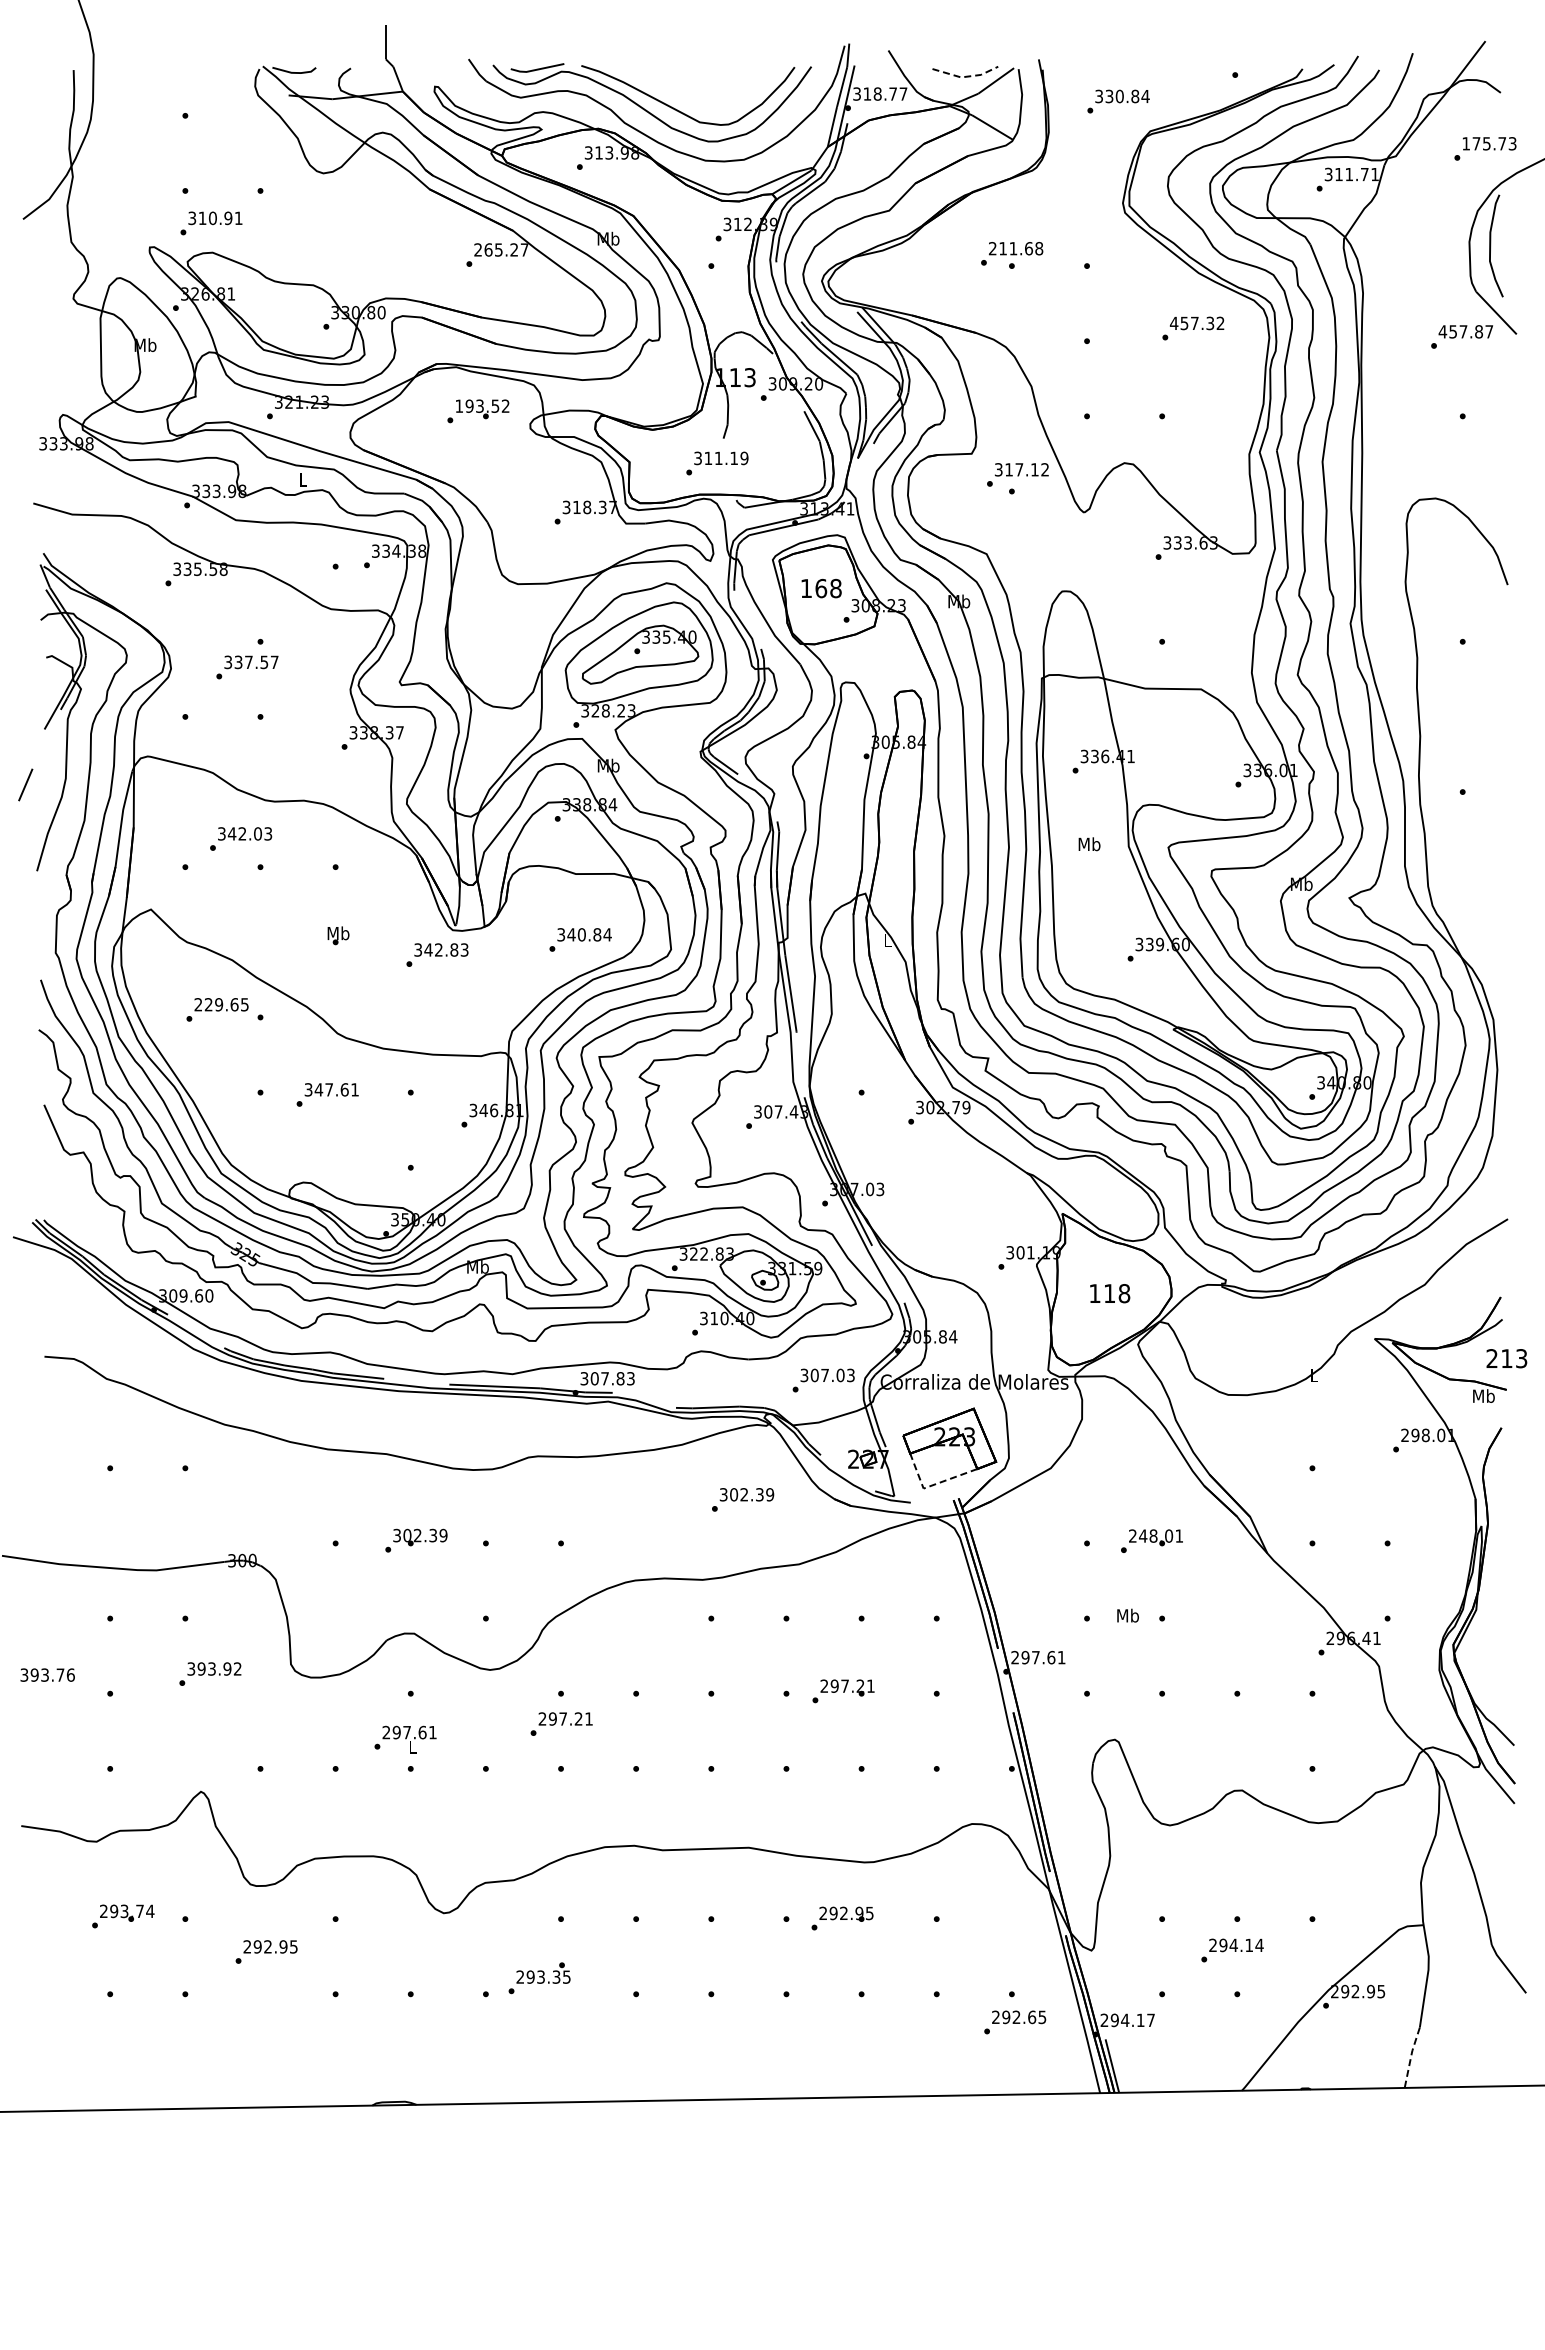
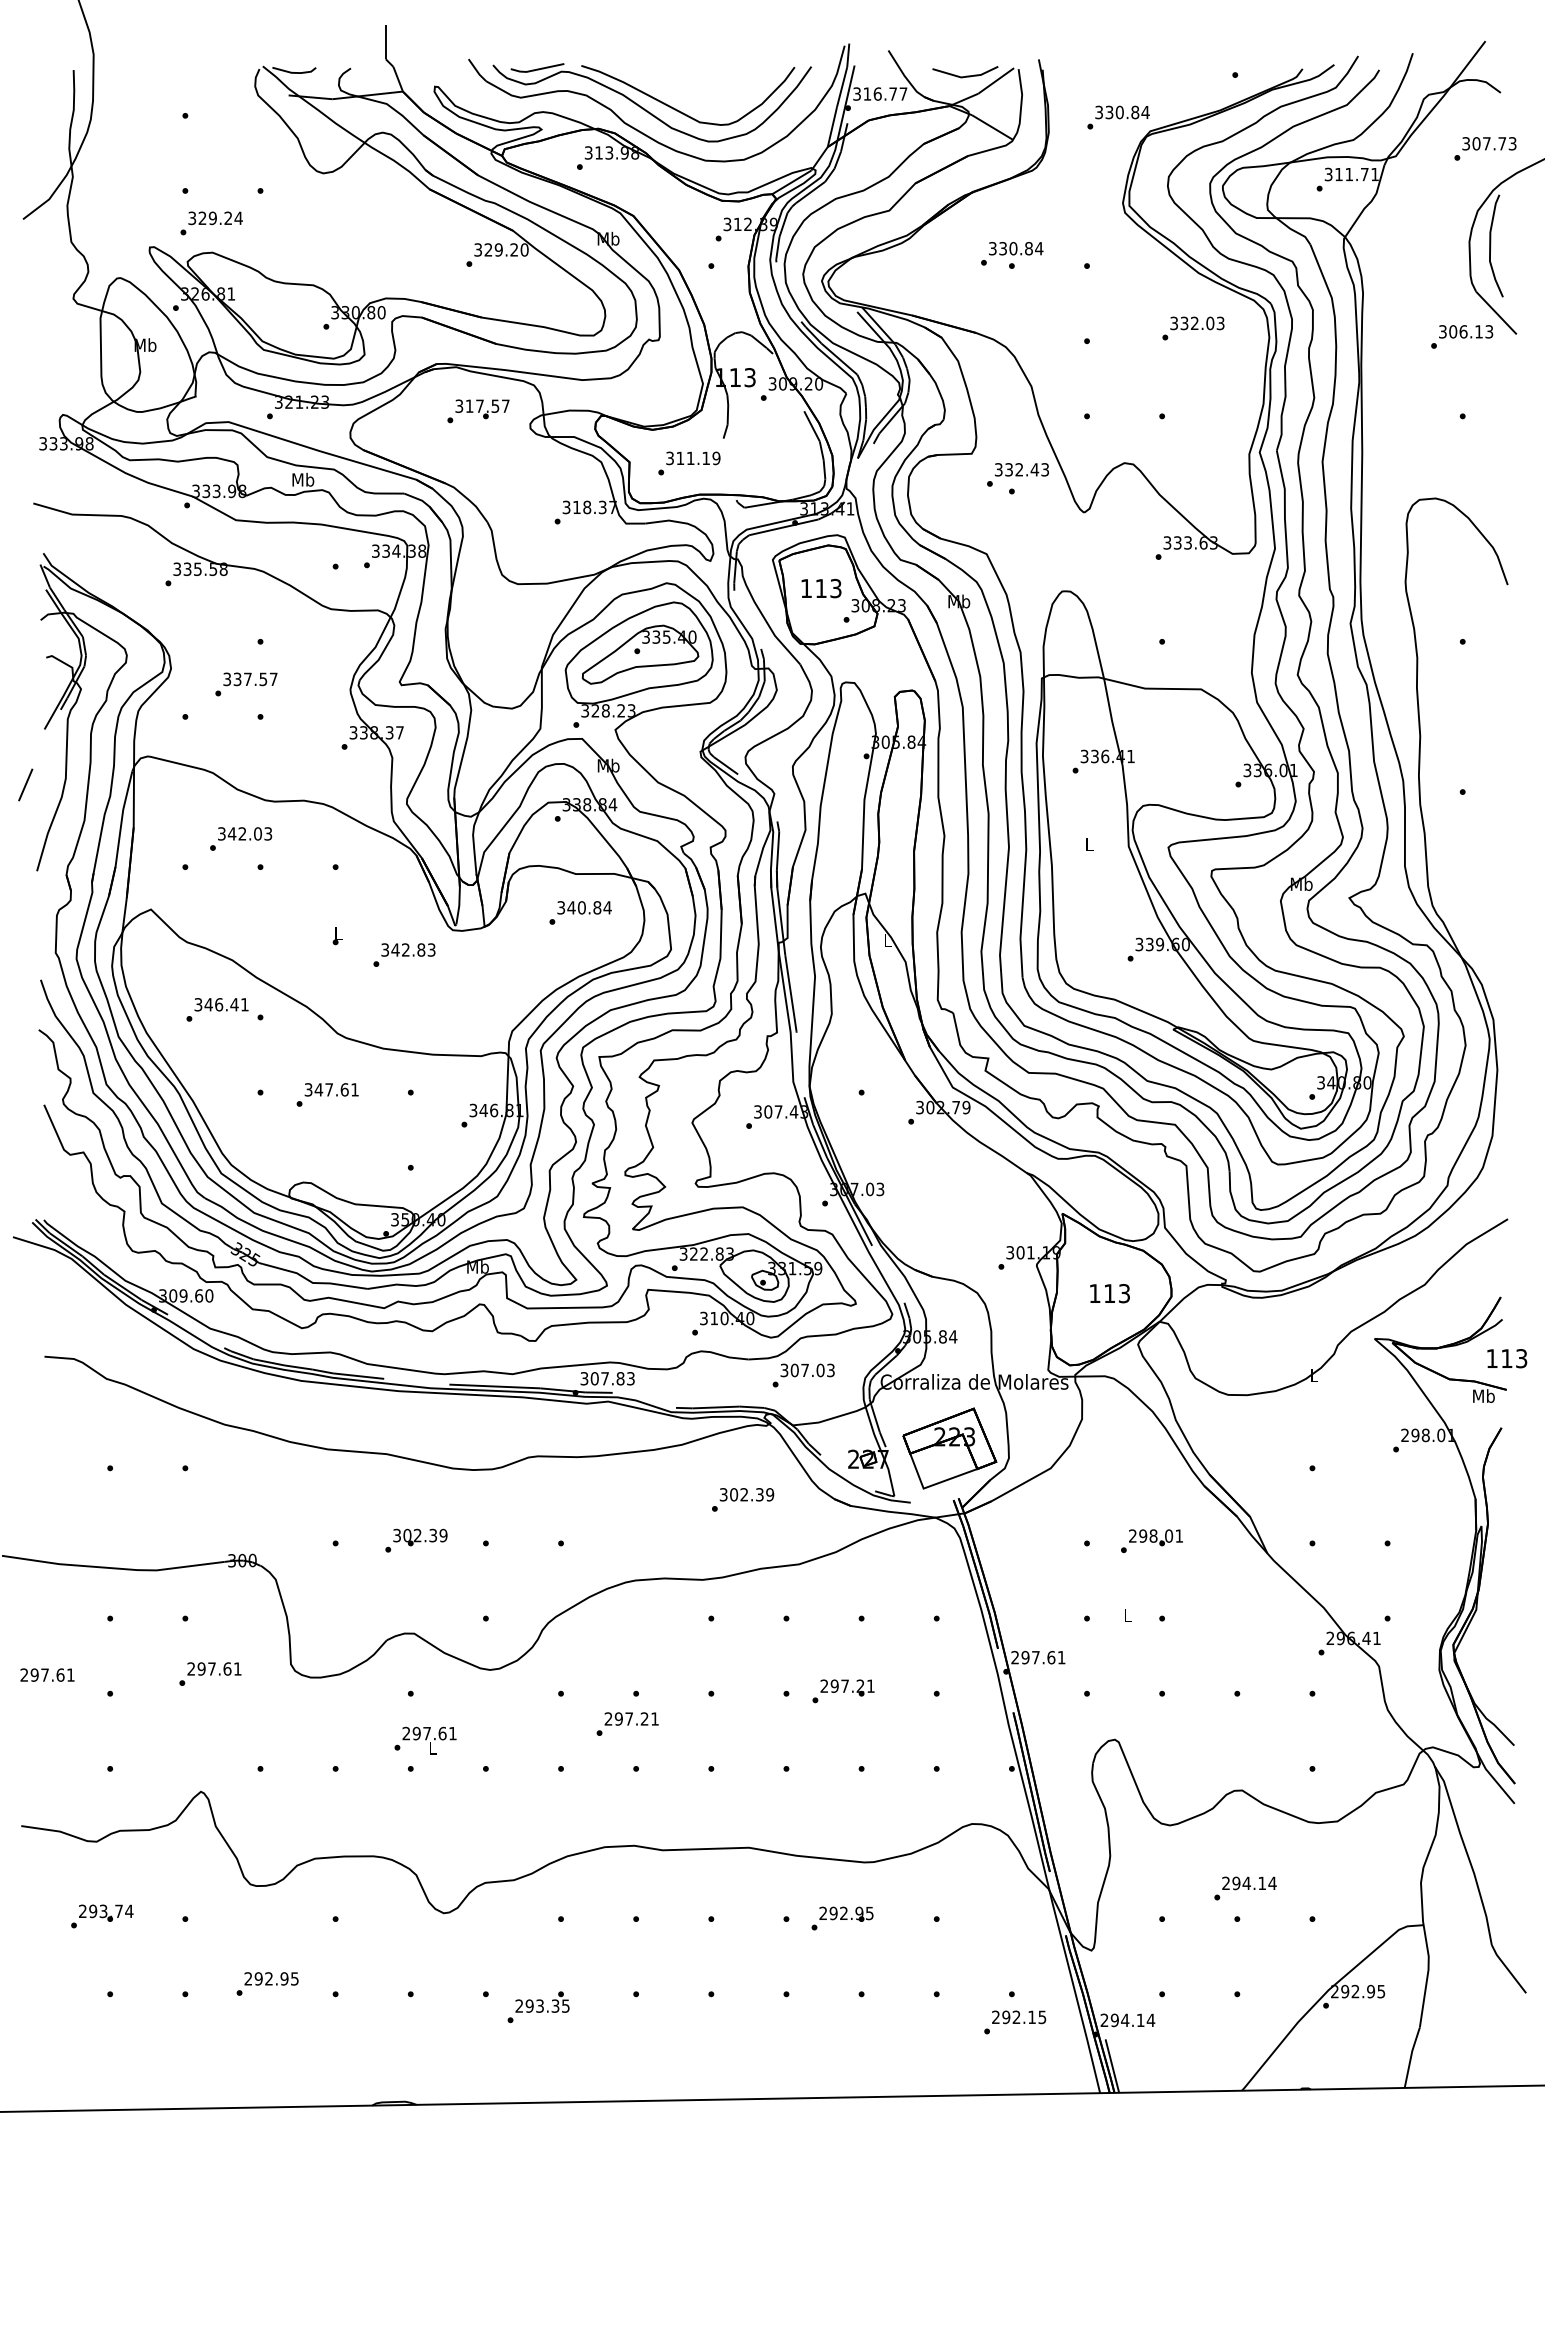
line: dashed -> solid (966, 76)
text: 318.77 -> 316.77 (877, 93)
text position: (1118, 101) -> (1118, 117) (1118, 117)
text: 175.73 -> 307.73 (1476, 143)
text: 310.91 -> 329.24 (220, 218)
text: 211.68 -> 330.84 (1016, 248)
text: 265.27 -> 329.20 (501, 249)
text: 457.32 -> 332.03 (1196, 323)
text: 457.87 -> 306.13 (1465, 331)
text: 193.52 -> 317.57 (482, 405)
text position: (717, 463) -> (689, 463) (689, 463)
text: 317.12 -> 332.43 (1026, 469)
text: L -> Mb (303, 479)
text: 168 -> 113 (828, 588)
text position: (247, 667) -> (246, 684) (246, 684)
text: Mb -> L (1089, 844)
text: Mb -> L (338, 933)
text position: (580, 939) -> (580, 912) (580, 912)
text position: (437, 954) -> (404, 954) (404, 954)
text: 229.65 -> 346.41 (221, 1004)
text: 118 -> 113 (1124, 1293)
text: 213 -> 113 (1491, 1358)
text position: (823, 1380) -> (803, 1375) (803, 1375)
line: dashed -> solid (931, 1485)
text: 248.01 -> 298.01 (1143, 1535)
text: Mb -> L (1127, 1615)
text: 393.92 -> 297.61 (214, 1668)
text: 393.76 -> 297.61 (47, 1674)
text position: (561, 1723) -> (627, 1723) (627, 1723)
text position: (405, 1739) -> (425, 1740) (425, 1740)
text position: (123, 1916) -> (102, 1916) (102, 1916)
text position: (1232, 1950) -> (1245, 1888) (1245, 1888)
text position: (266, 1951) -> (267, 1983) (267, 1983)
text position: (539, 1978) -> (538, 2007) (538, 2007)
text: 292.65 -> 292.15 (1032, 2017)
text: 294.17 -> 294.14 (1150, 2019)
line: dashed -> solid (1411, 2056)
